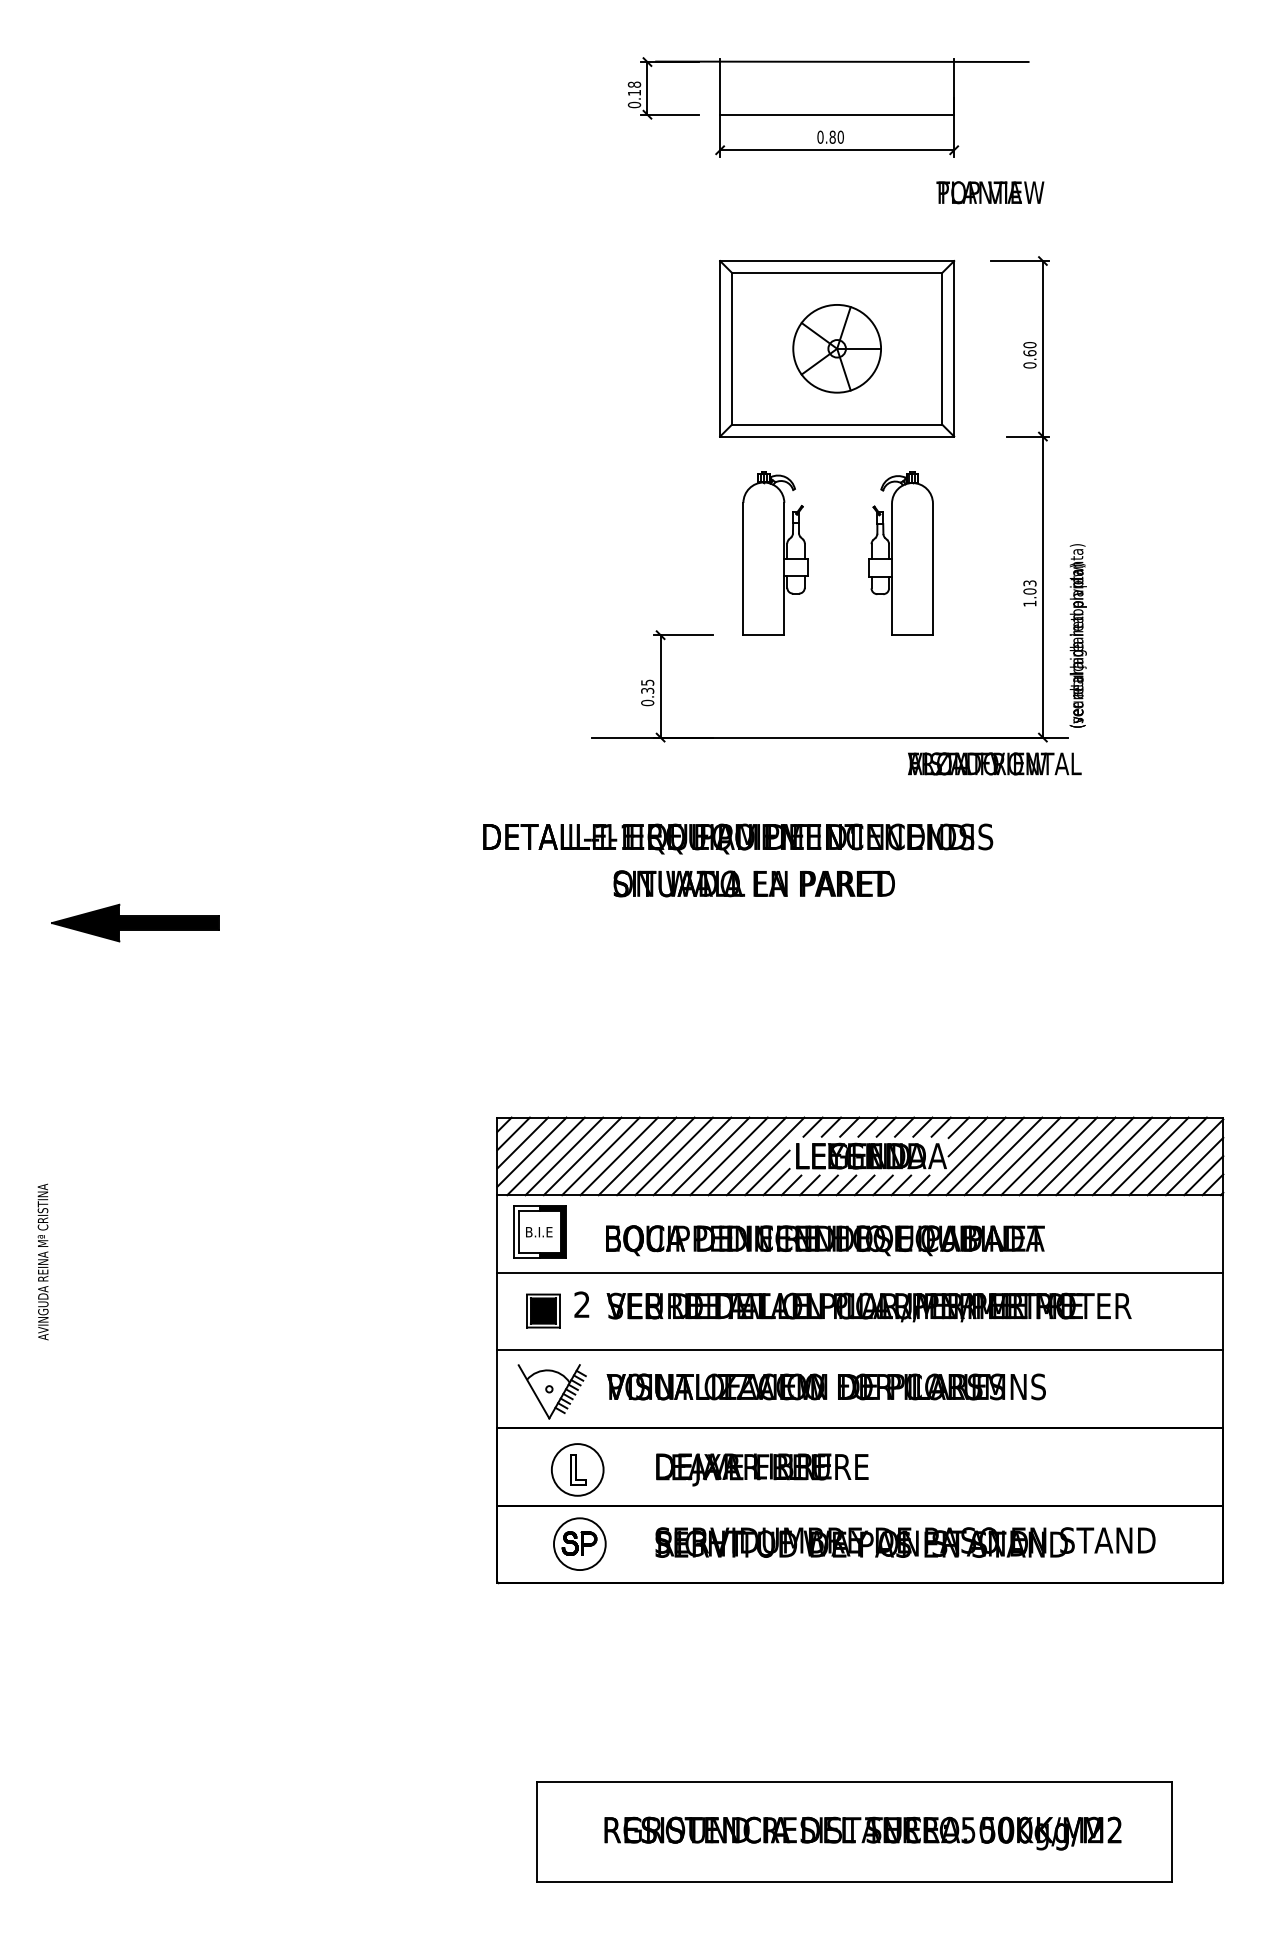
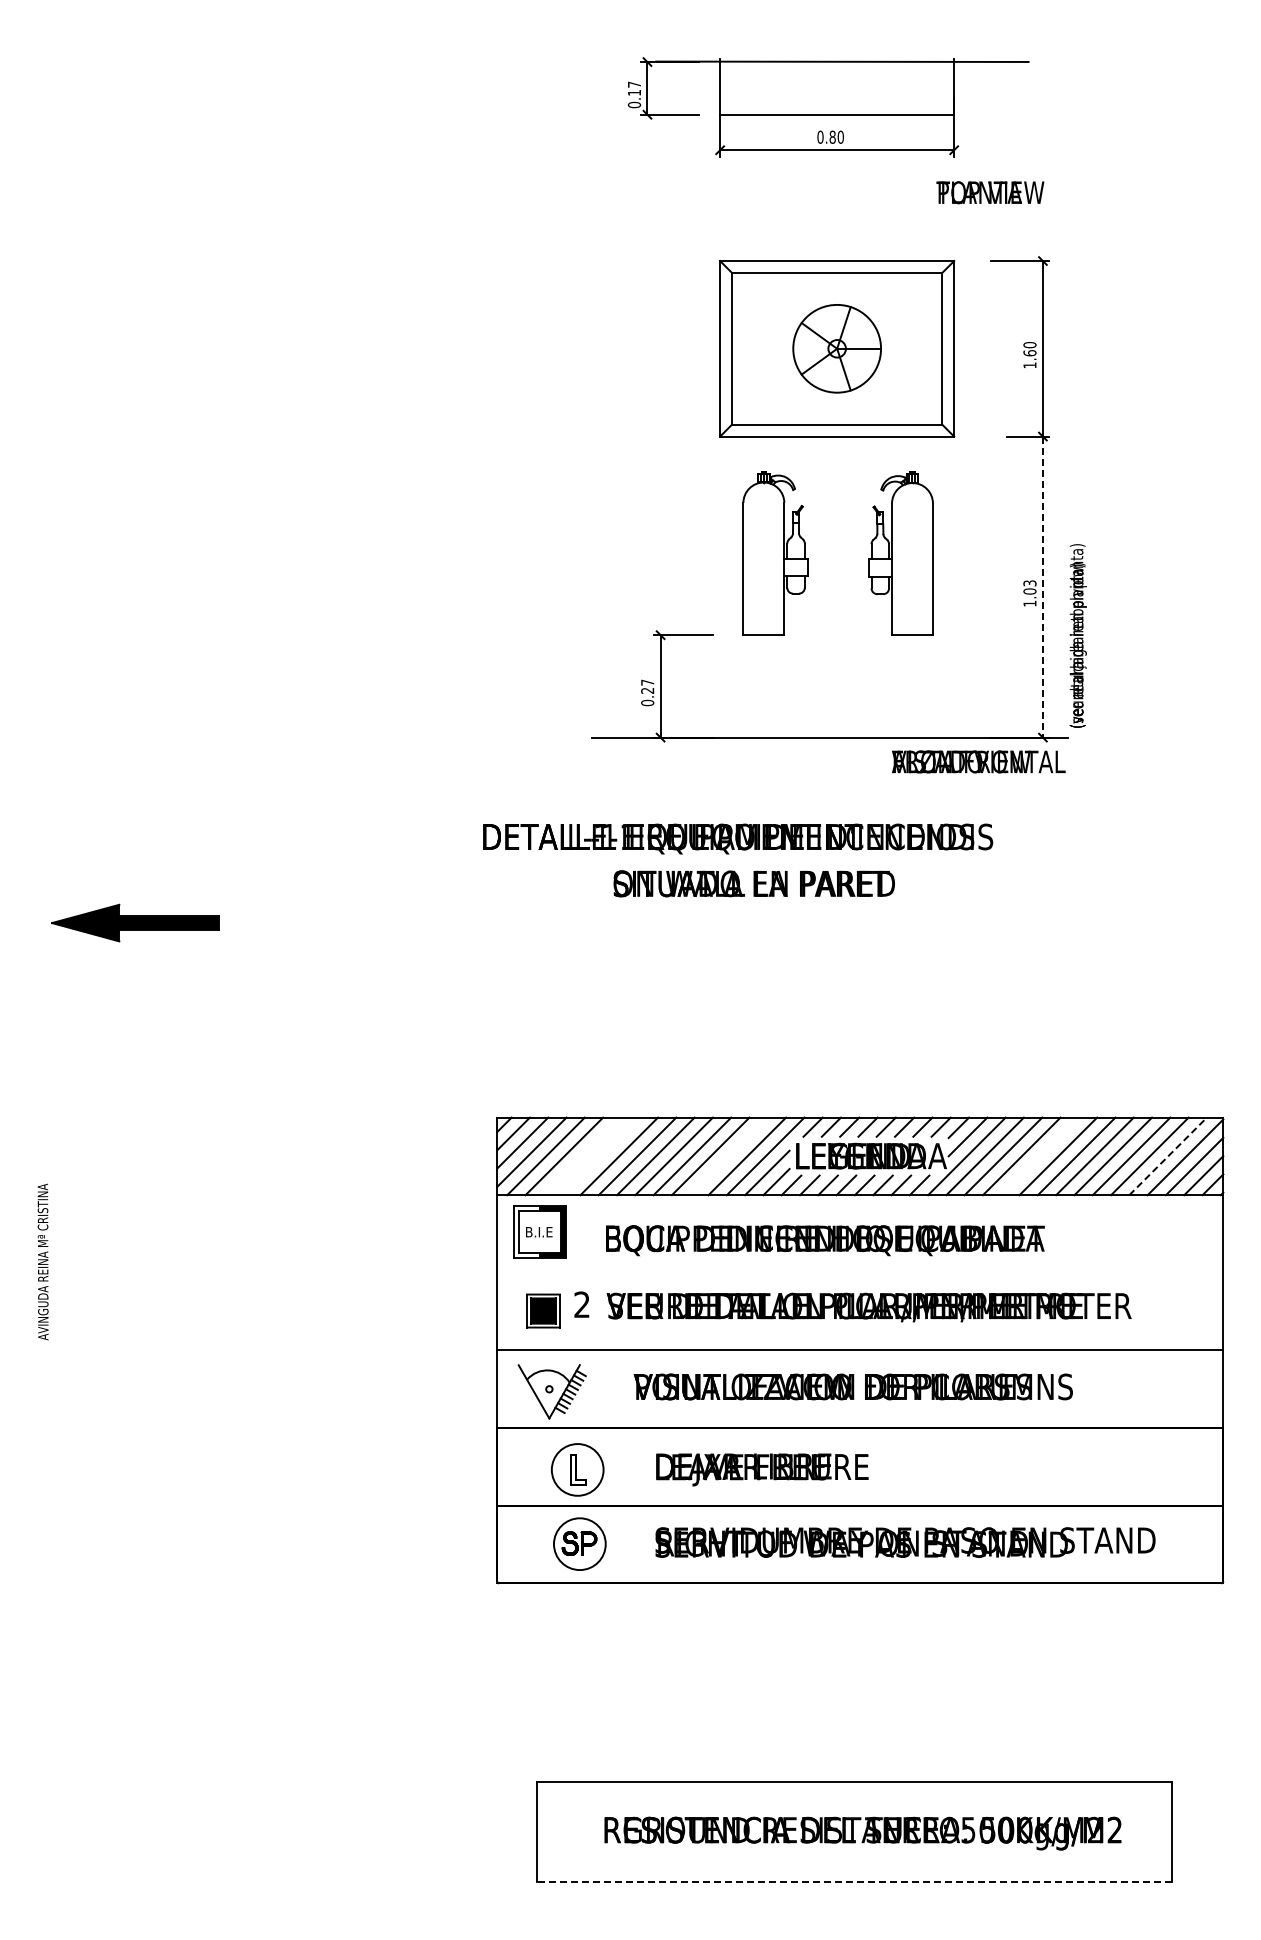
text: 0.18 -> 0.17 (634, 84)
text: 0.60 -> 1.60 (1029, 365)
line: solid -> dashed (1042, 587)
text: 0.35 -> 0.27 (647, 686)
text position: (994, 763) -> (978, 761) (978, 761)
line: present -> none (582, 1156)
line: present -> none (600, 1156)
line: present -> none (728, 1156)
line: present -> none (1039, 1156)
line: solid -> dashed (1168, 1156)
line: present -> none (860, 1272)
text position: (825, 1386) -> (852, 1386) (852, 1386)
line: solid -> dashed (853, 1881)
